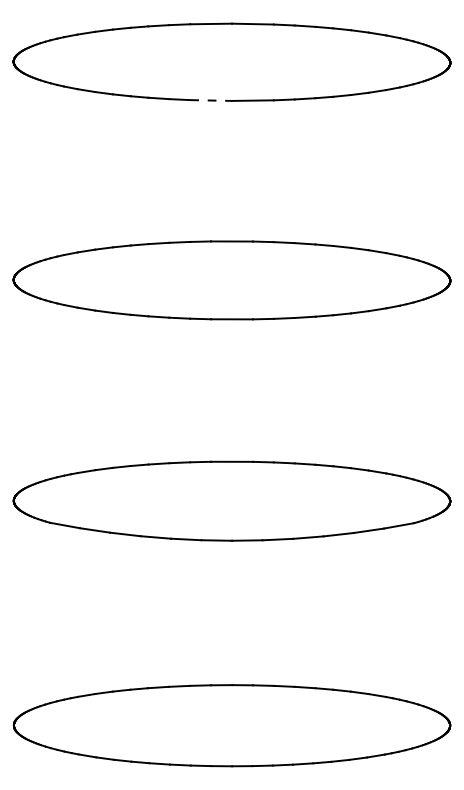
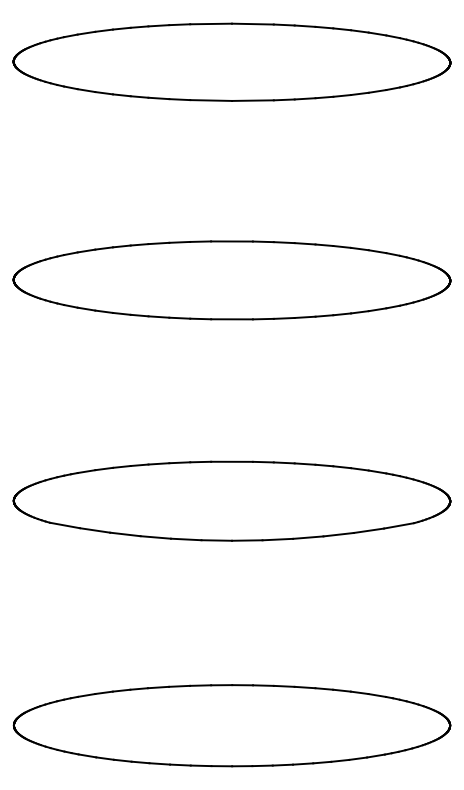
line: dashed -> solid (211, 100)
